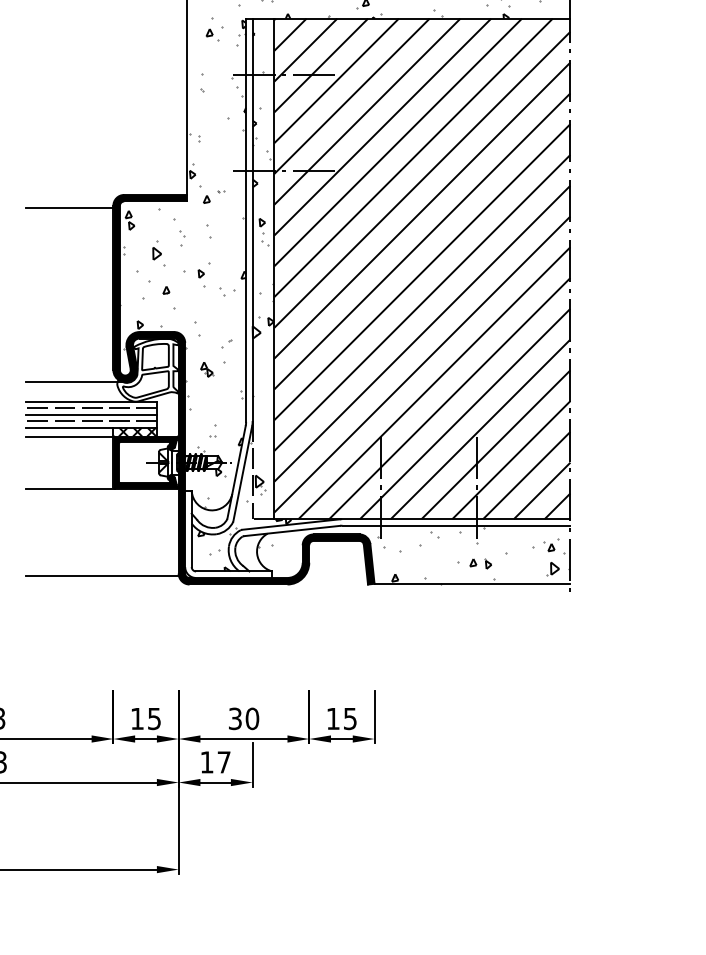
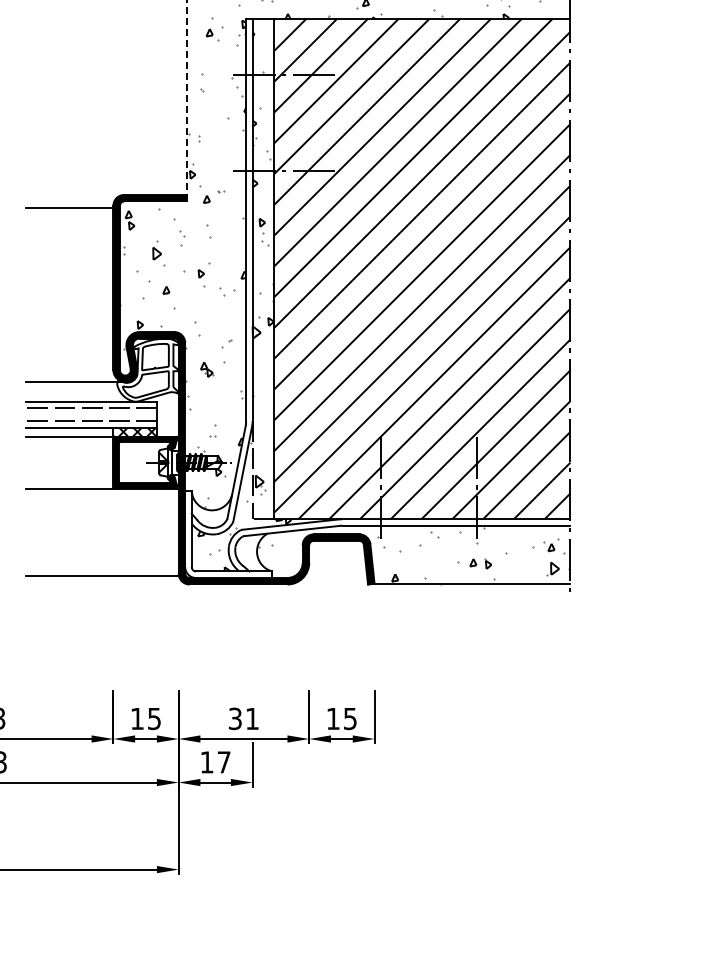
line: solid -> dashed (187, 100)
line: present -> none (91, 414)
text: 30 -> 31 (252, 718)
